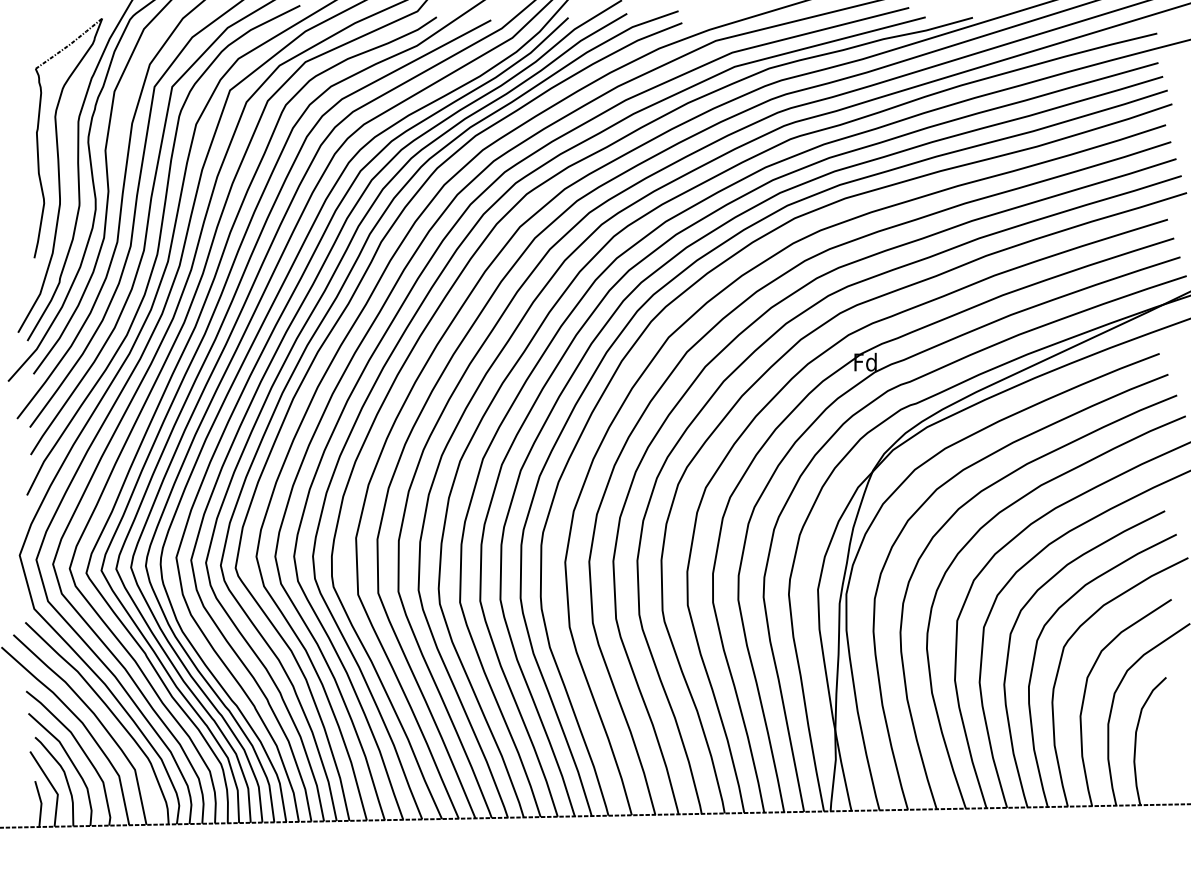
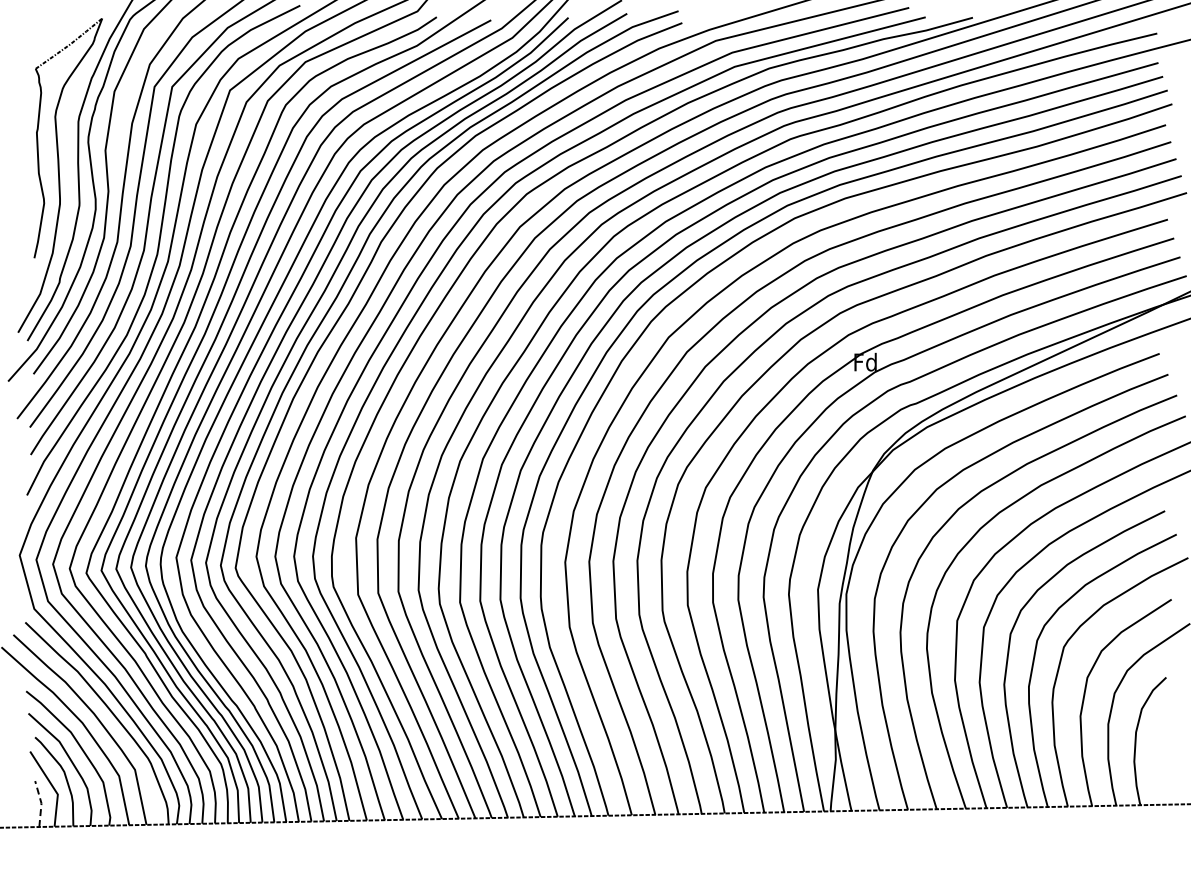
line: solid -> dashed (41, 803)
